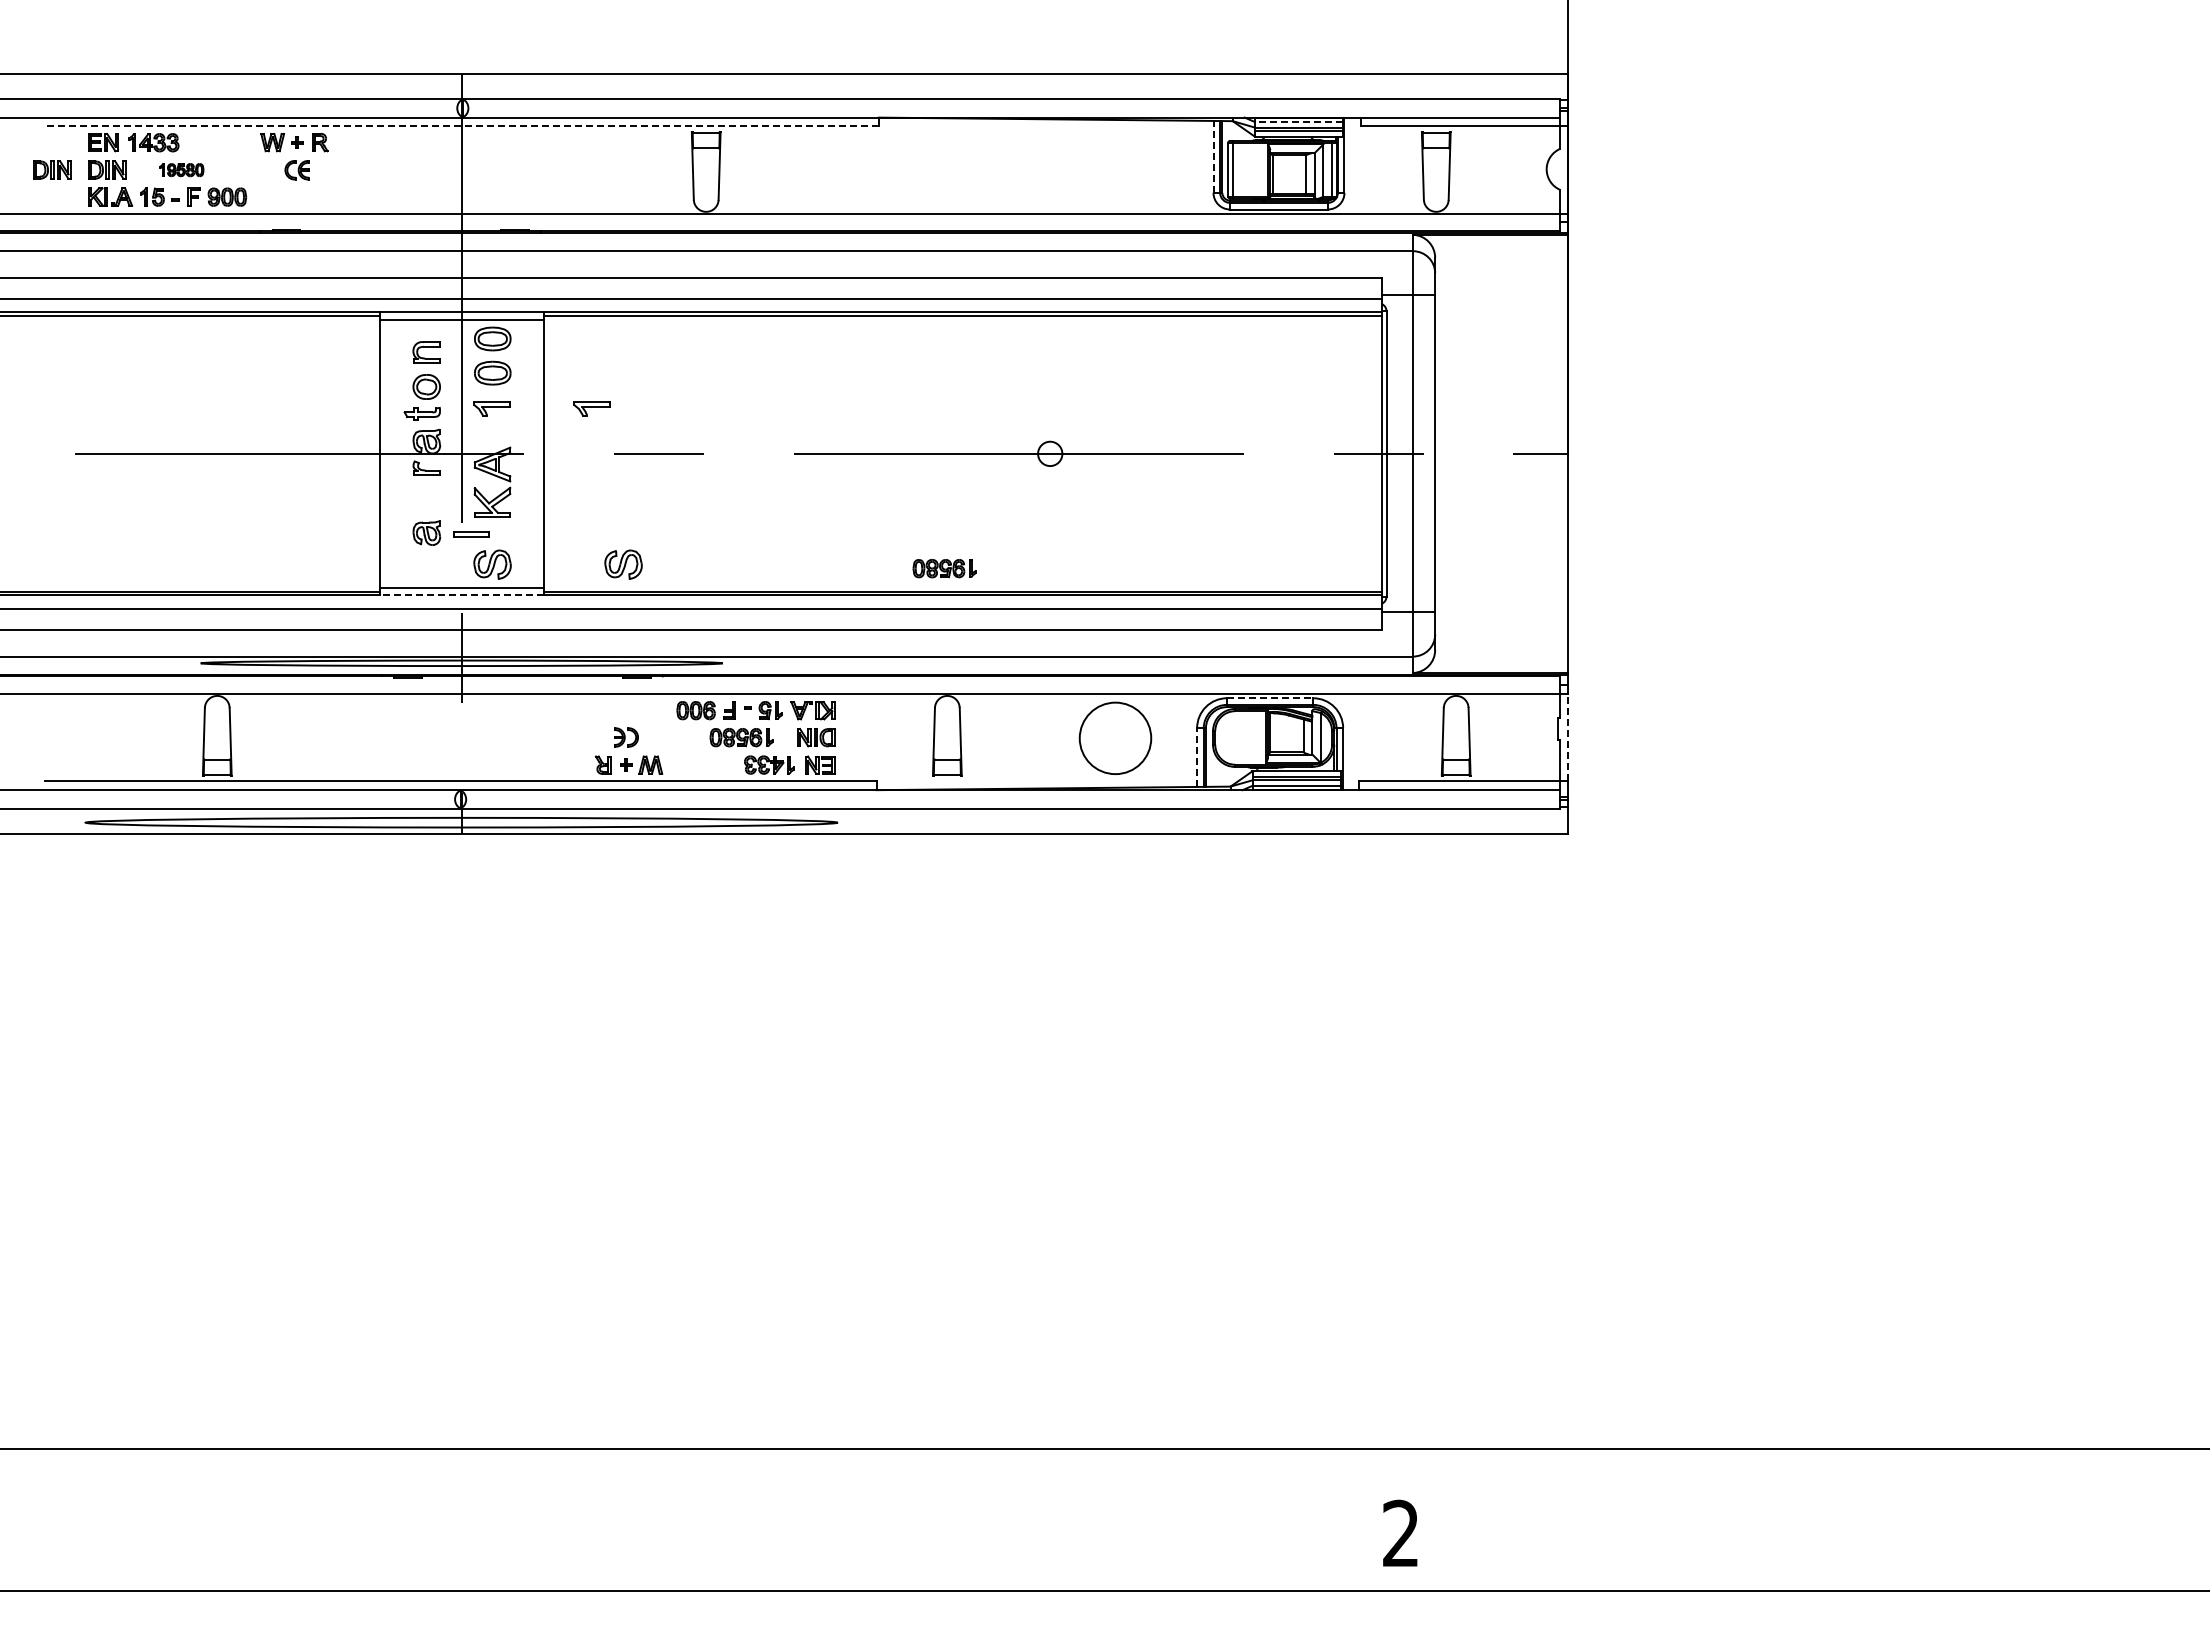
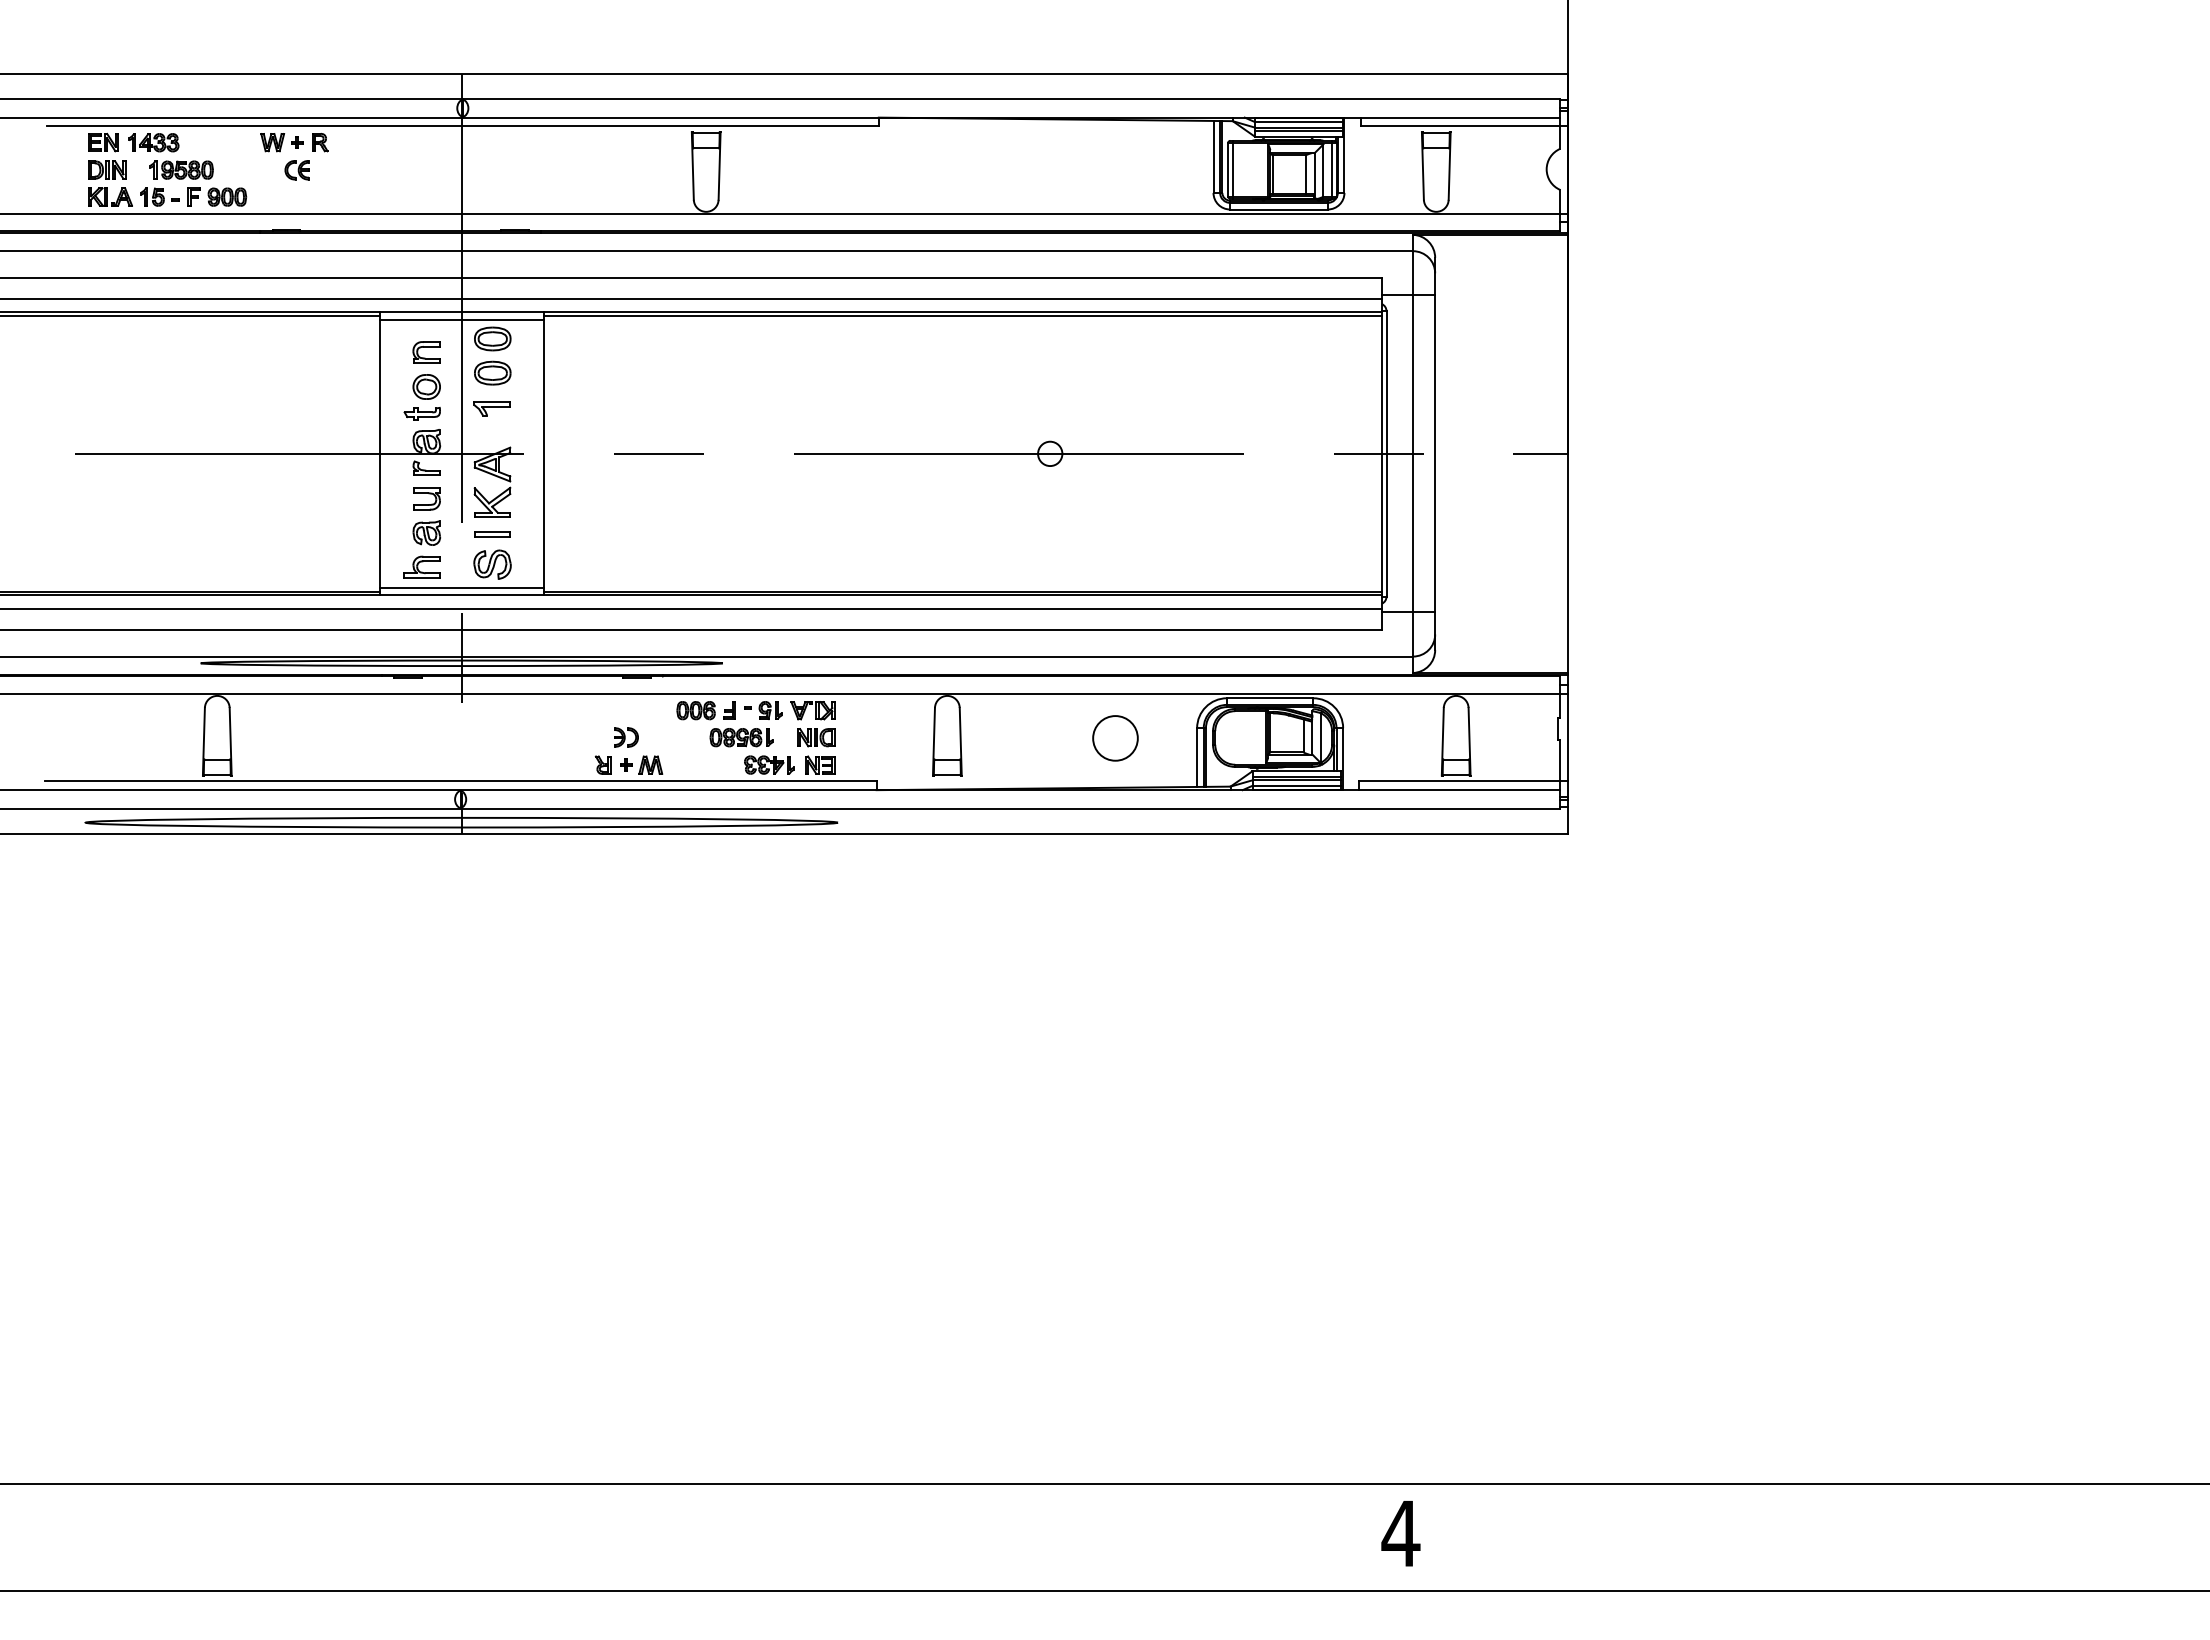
line: dashed -> solid (1298, 122)
line: dashed -> solid (462, 126)
line: dashed -> solid (1213, 156)
part: present -> none (52, 169)
part size: 46x15 px -> 65x20 px (181, 169)
part: present -> none (591, 408)
part: none -> present (426, 498)
part position: (471, 534) -> (492, 534) (492, 534)
part: present -> none (623, 564)
part: none -> present (421, 566)
part: present -> none (944, 568)
line: dashed -> solid (461, 595)
line: dashed -> solid (1270, 698)
line: dashed -> solid (1567, 737)
circle diameter: 72 px -> 45 px (1115, 738)
line: dashed -> solid (1197, 757)
line position: (1104, 1449) -> (1104, 1484) (1104, 1484)
text: 2 -> 4 (1400, 1532)
